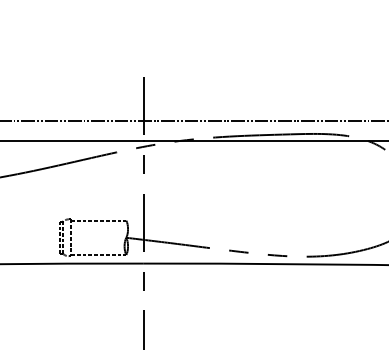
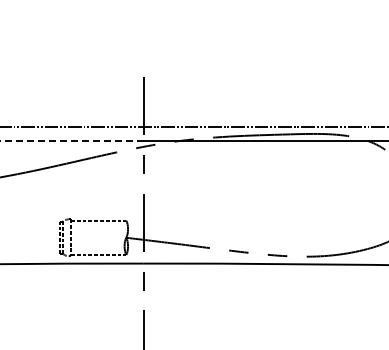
line position: (193, 121) -> (193, 127) (193, 127)
line: solid -> dashed (71, 140)
